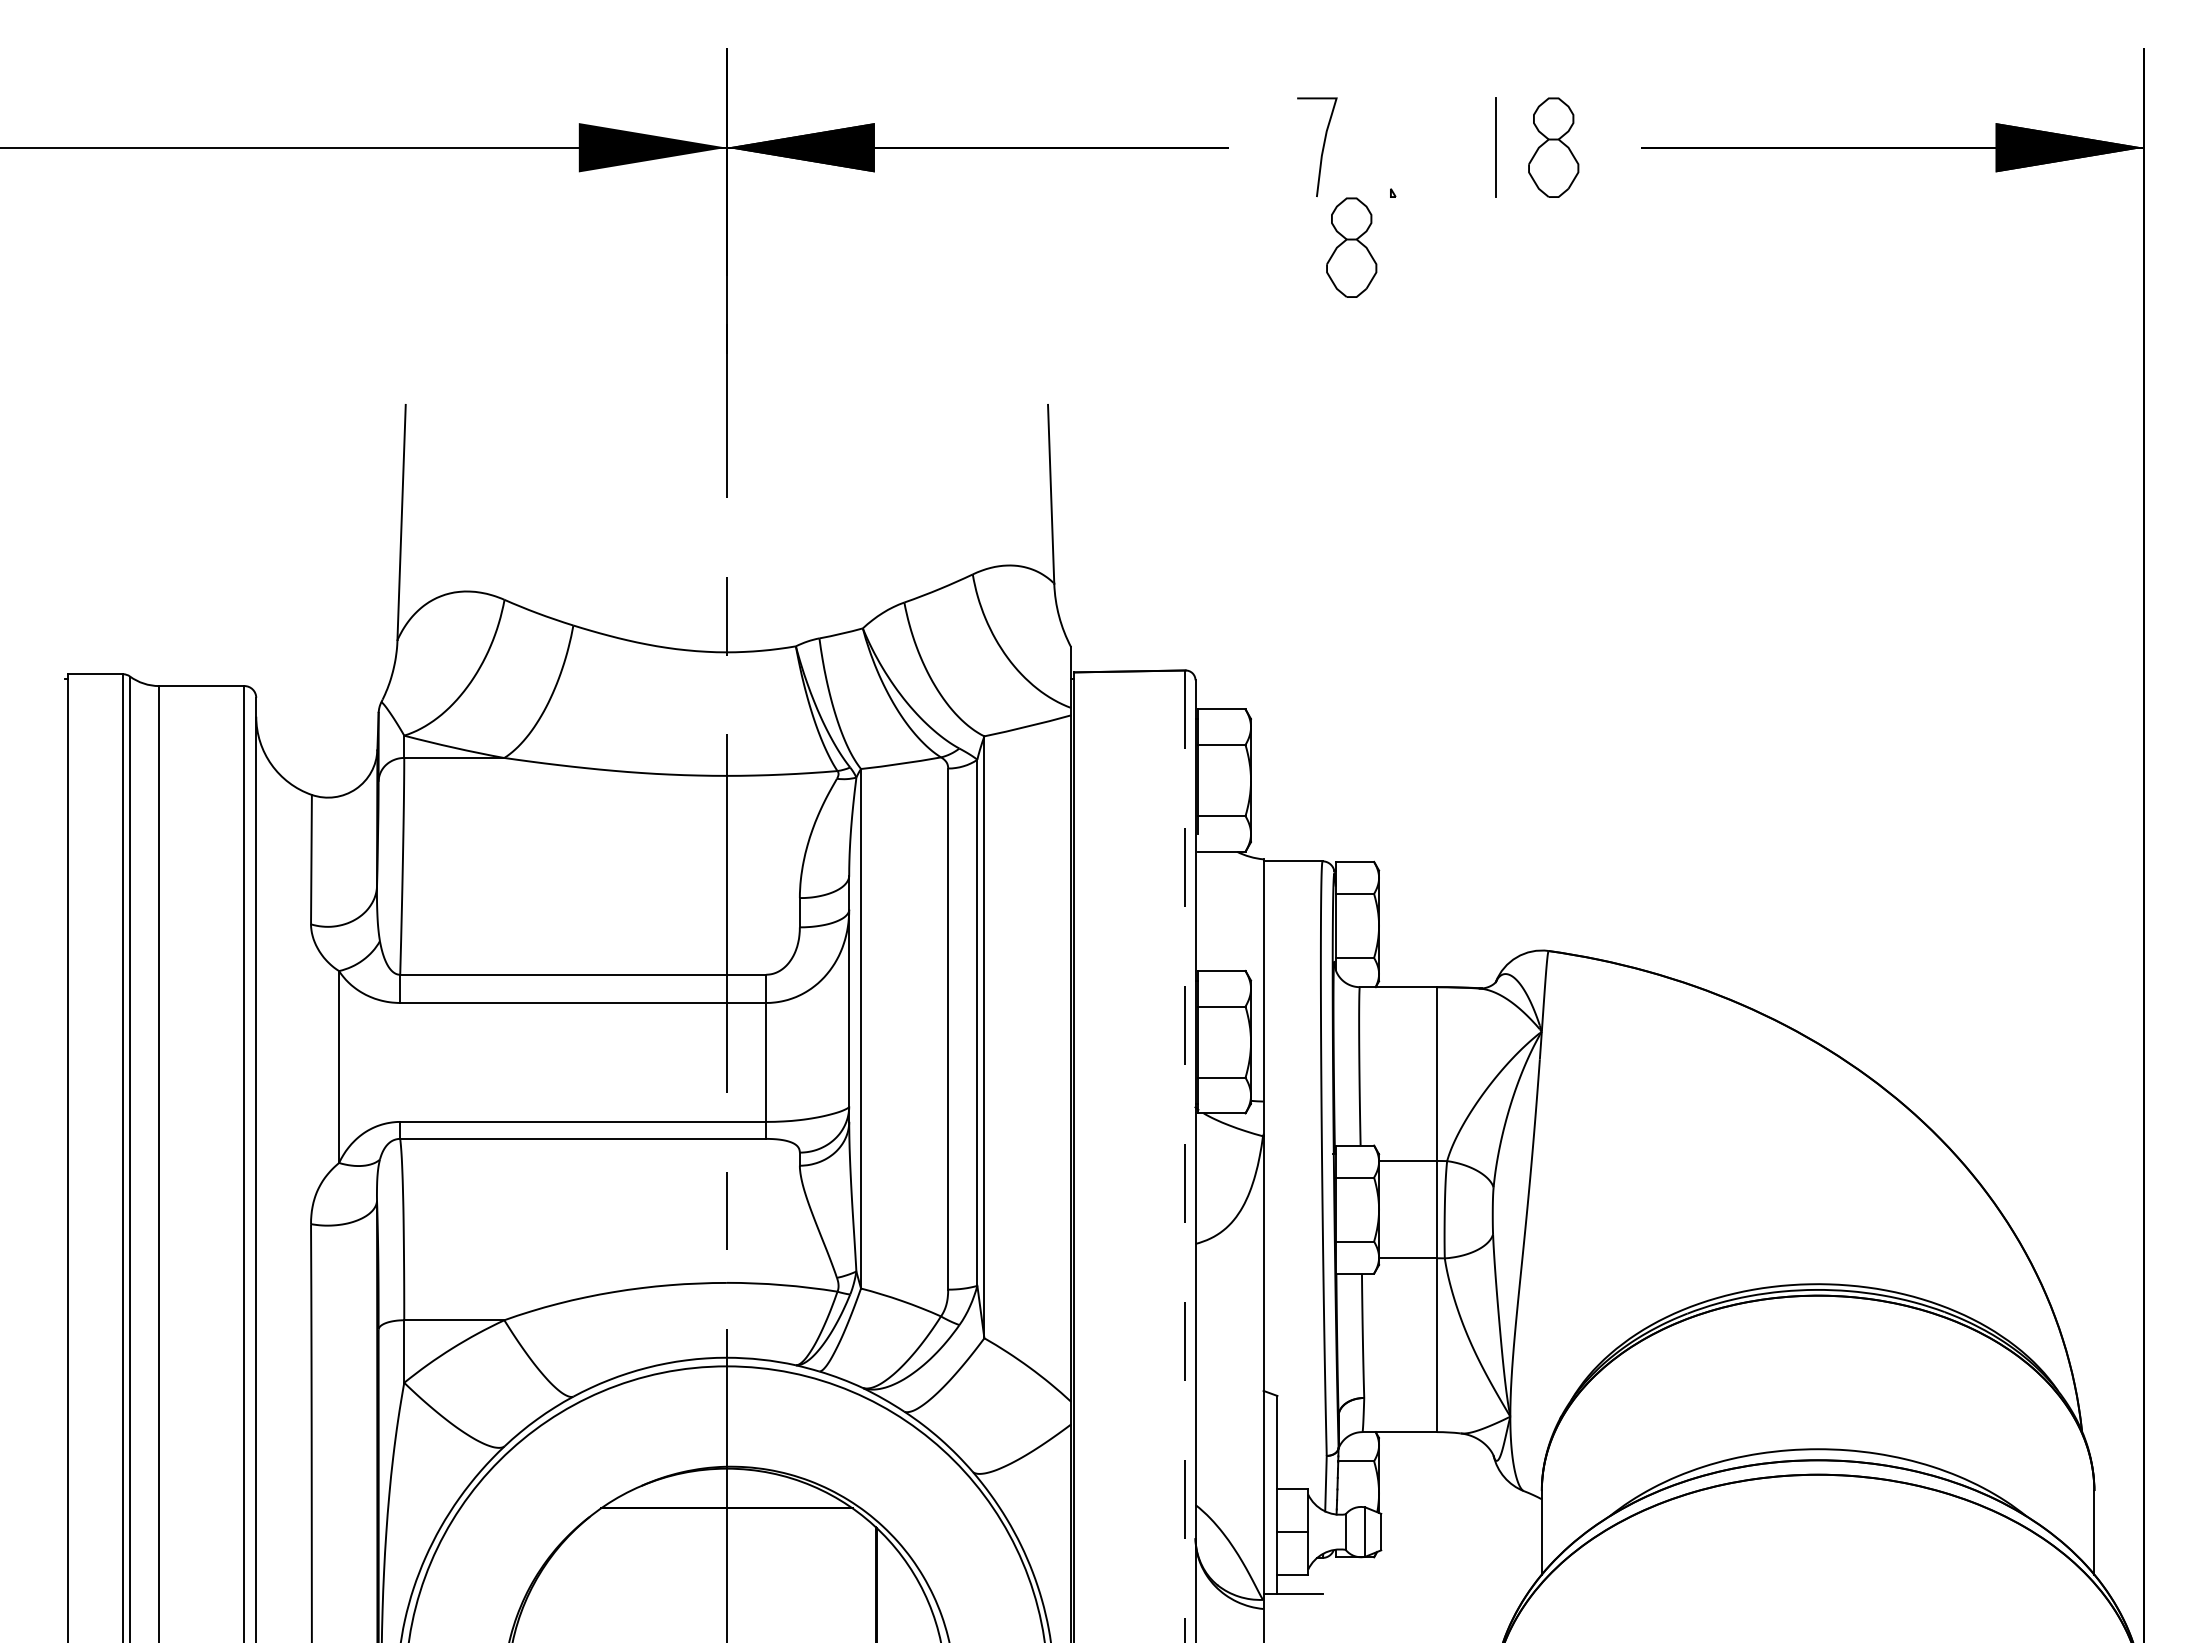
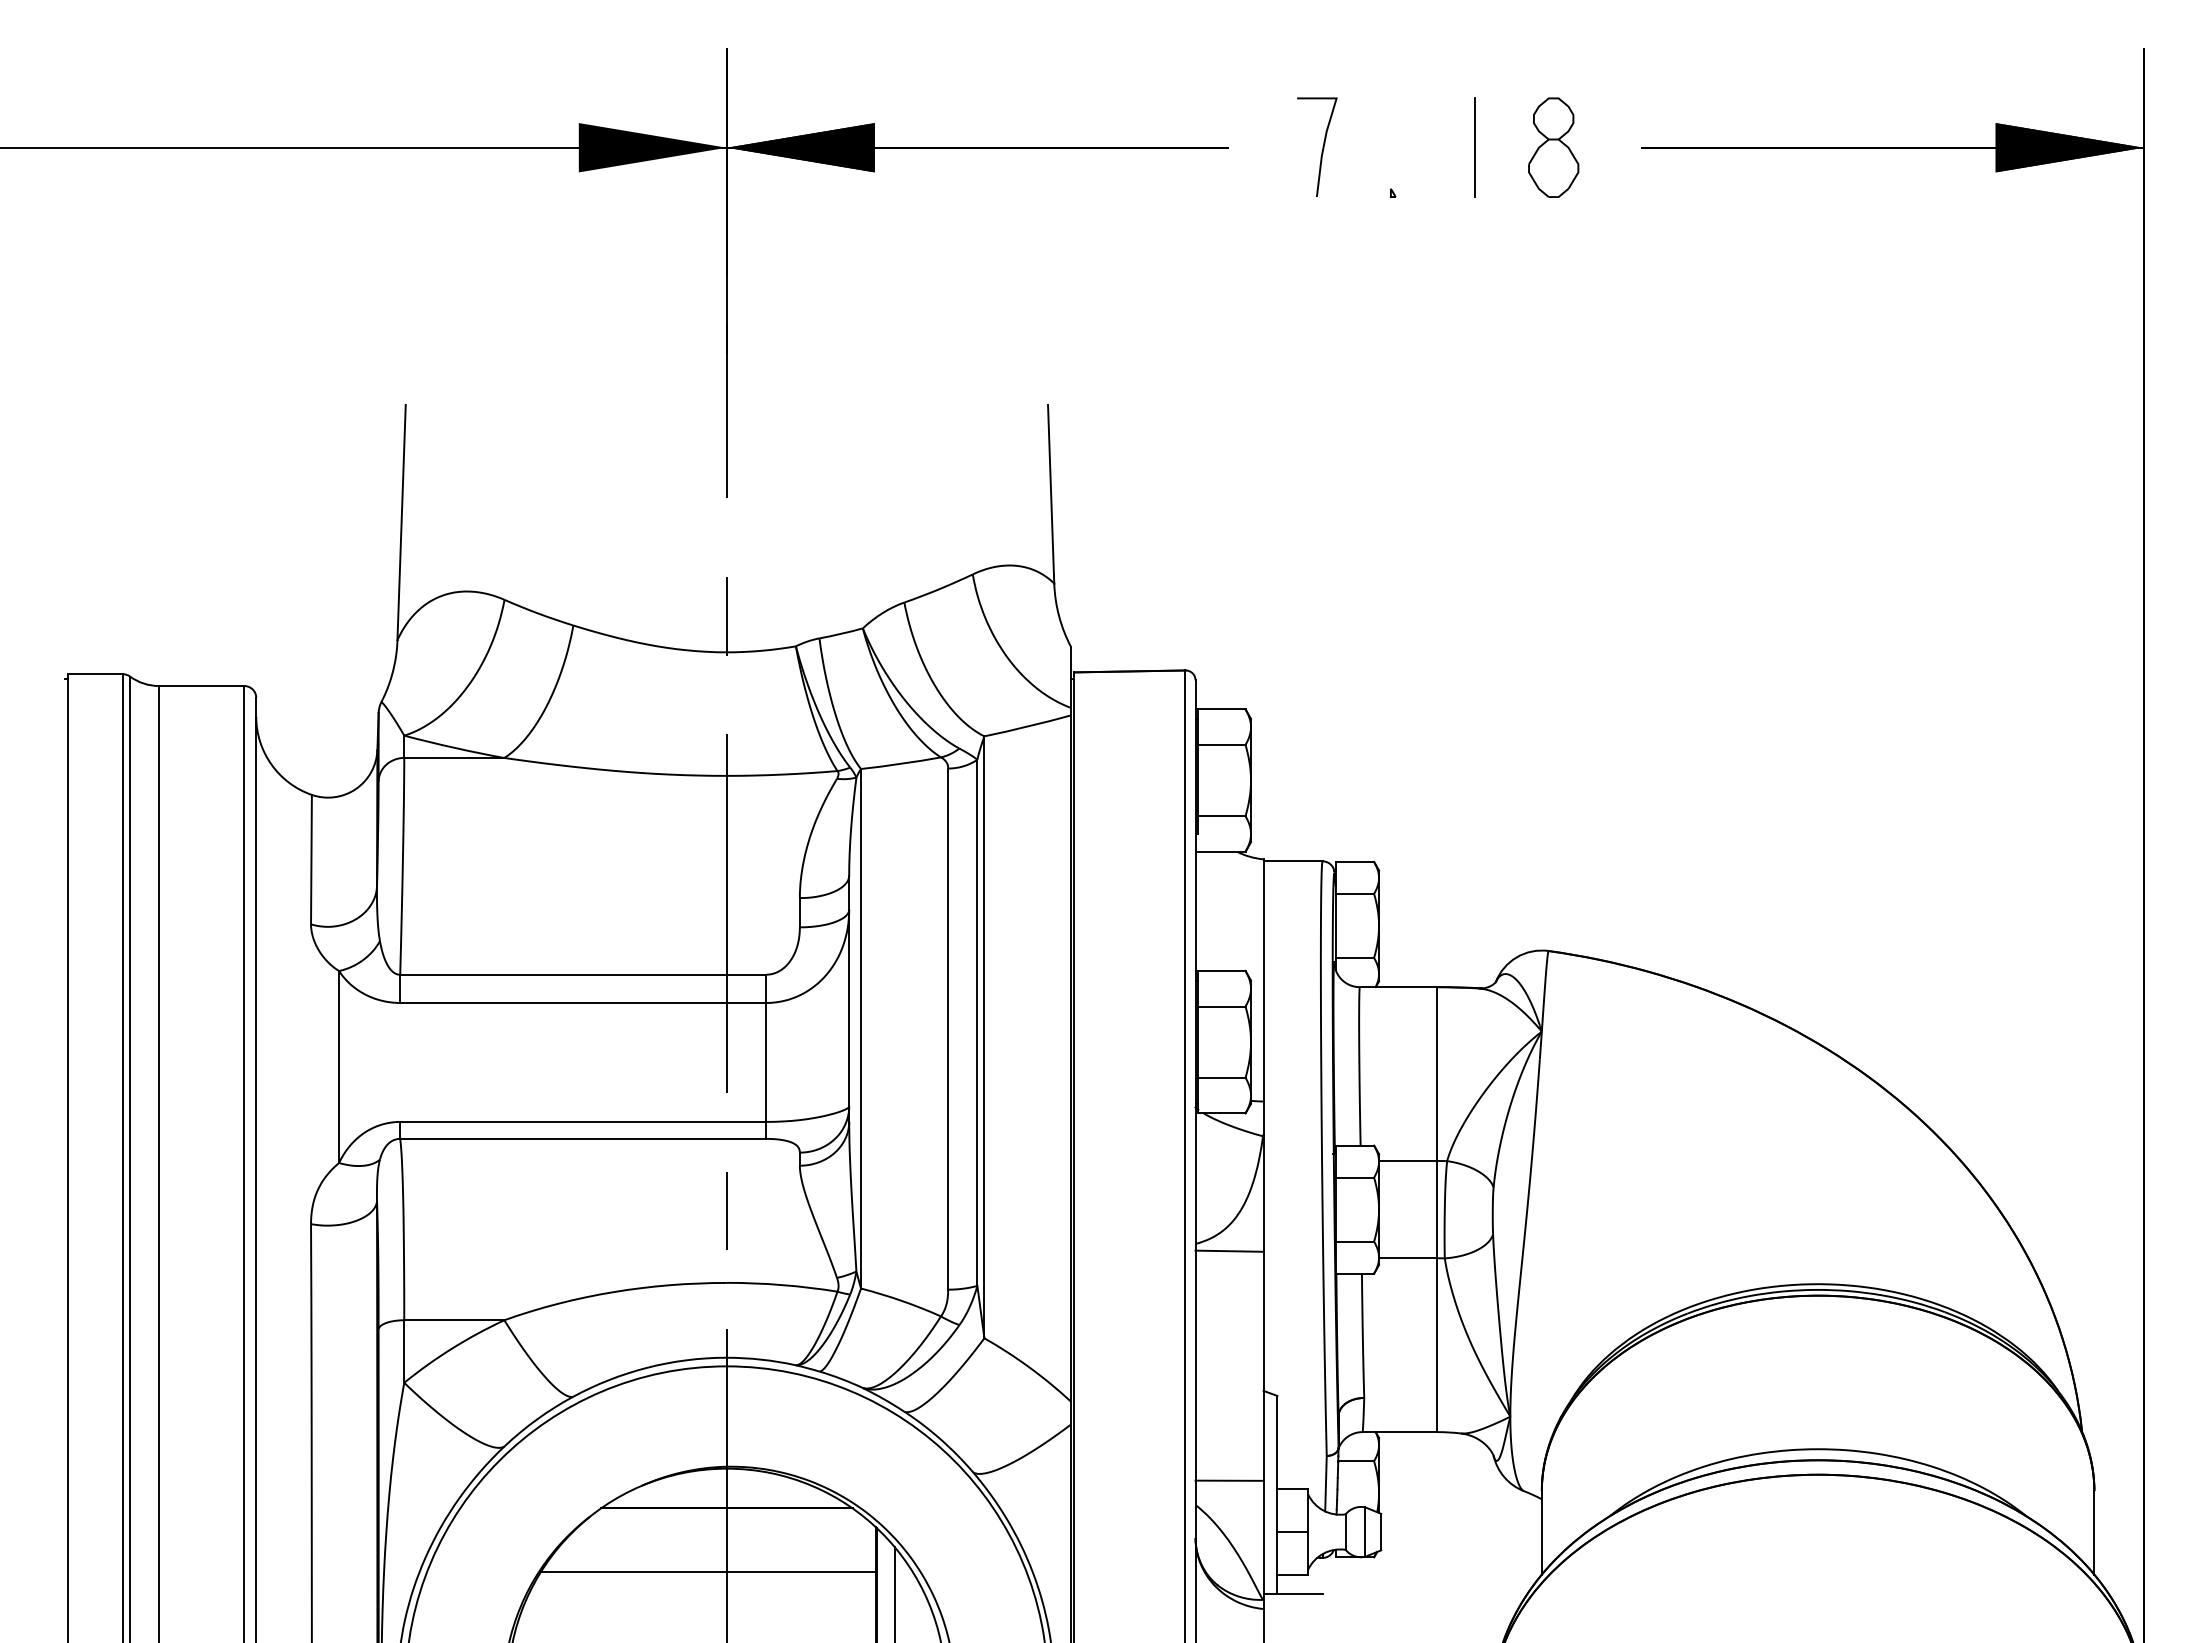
line position: (1495, 147) -> (1474, 147) (1474, 147)
part: present -> none (1351, 247)
line: dashed -> solid (1185, 1157)
line: none -> present (1229, 1250)
line: none -> present (1229, 1480)
line: none -> present (707, 1571)
line: none -> present (894, 1593)
